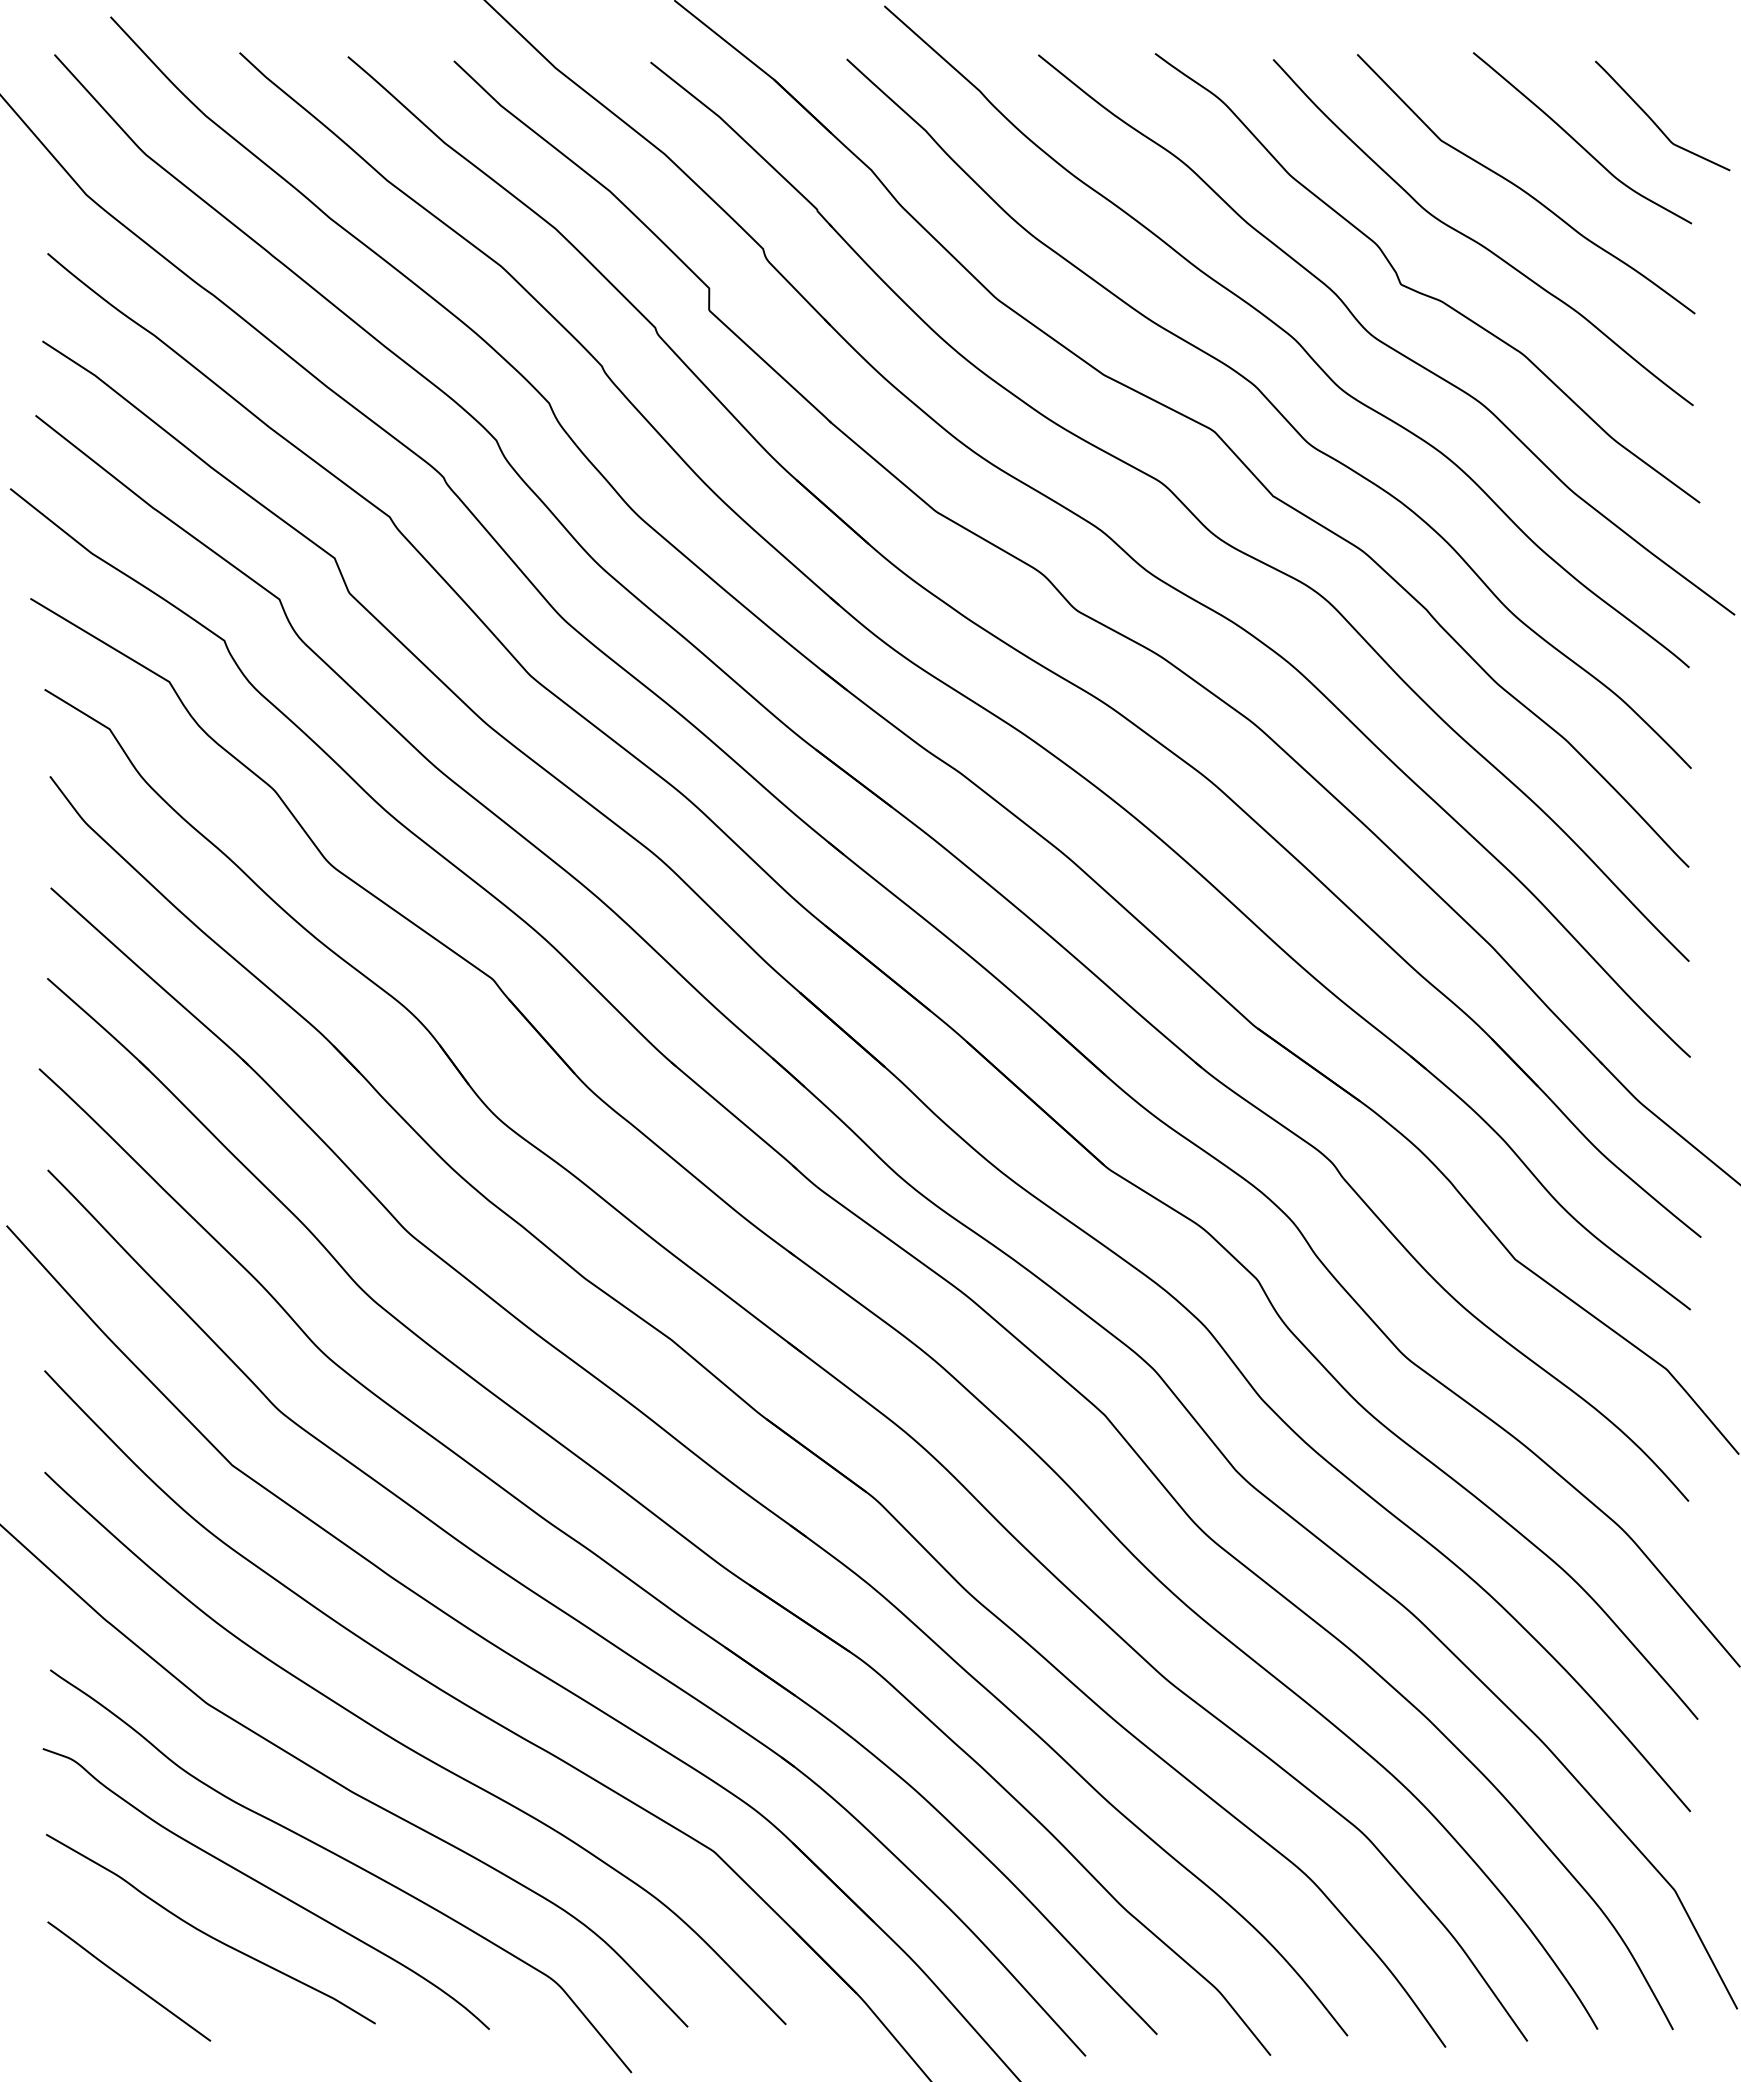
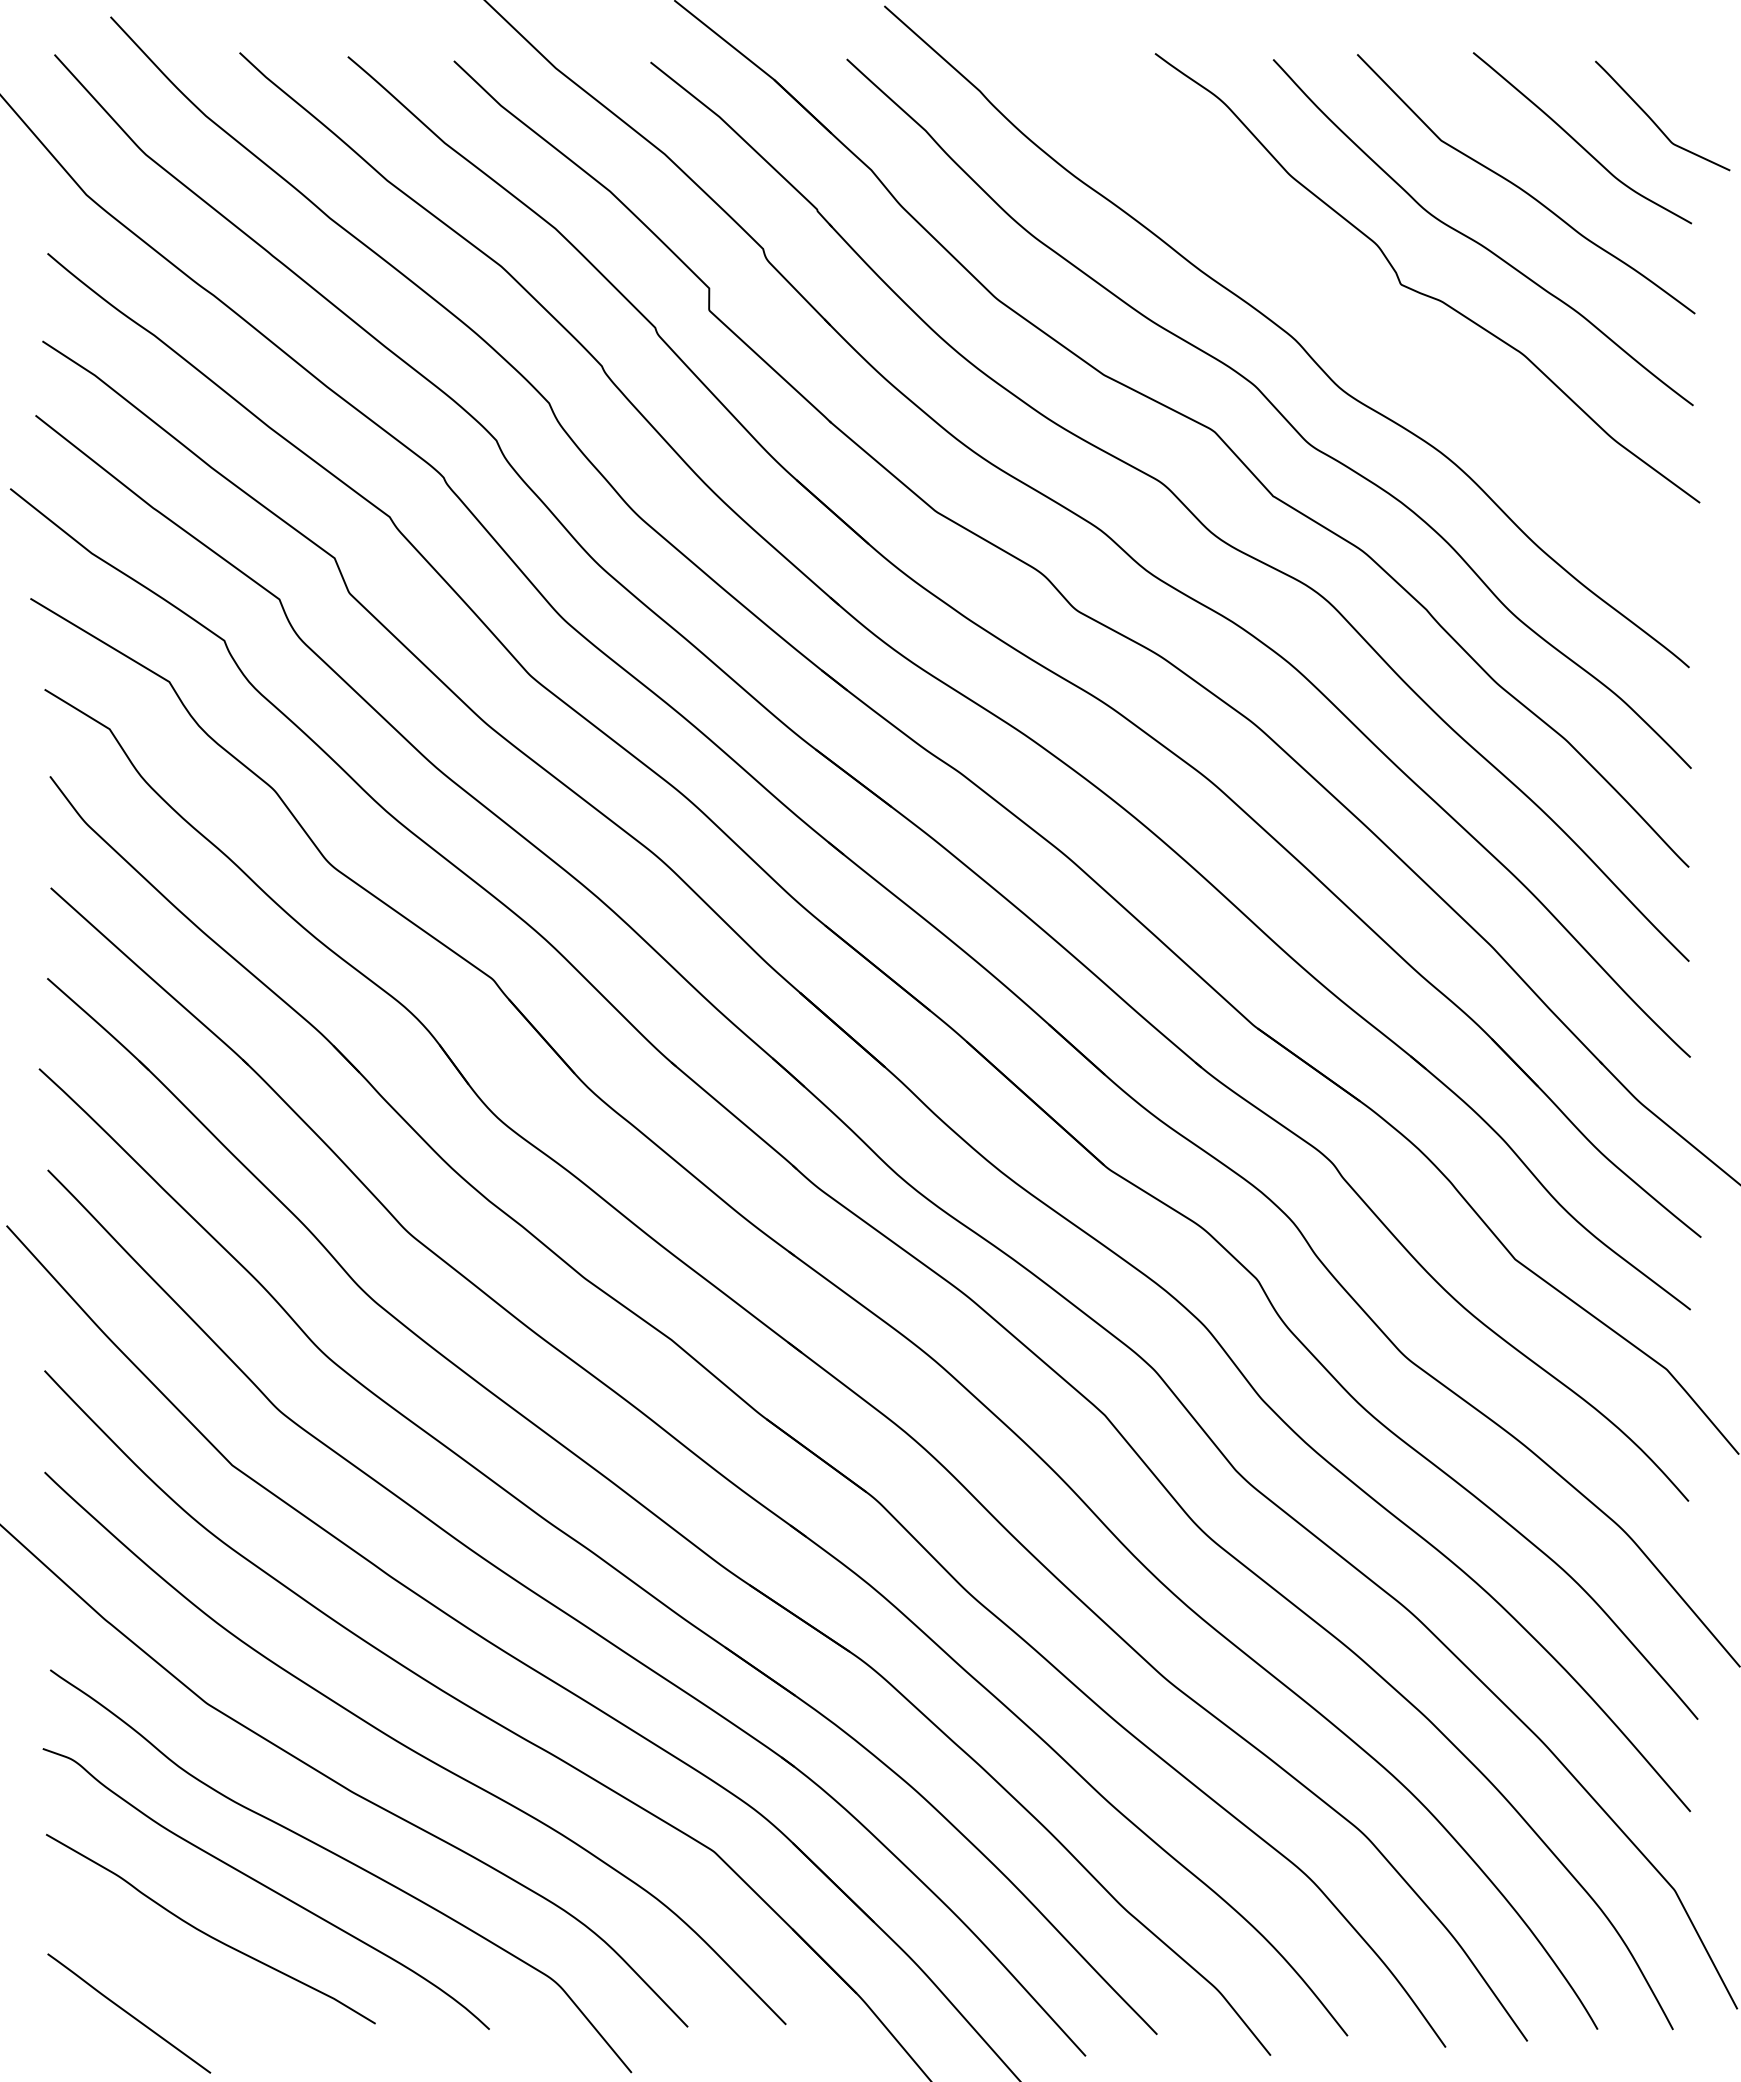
curve: present -> none (1381, 340)
line position: (129, 1981) -> (129, 2013) (129, 2013)
